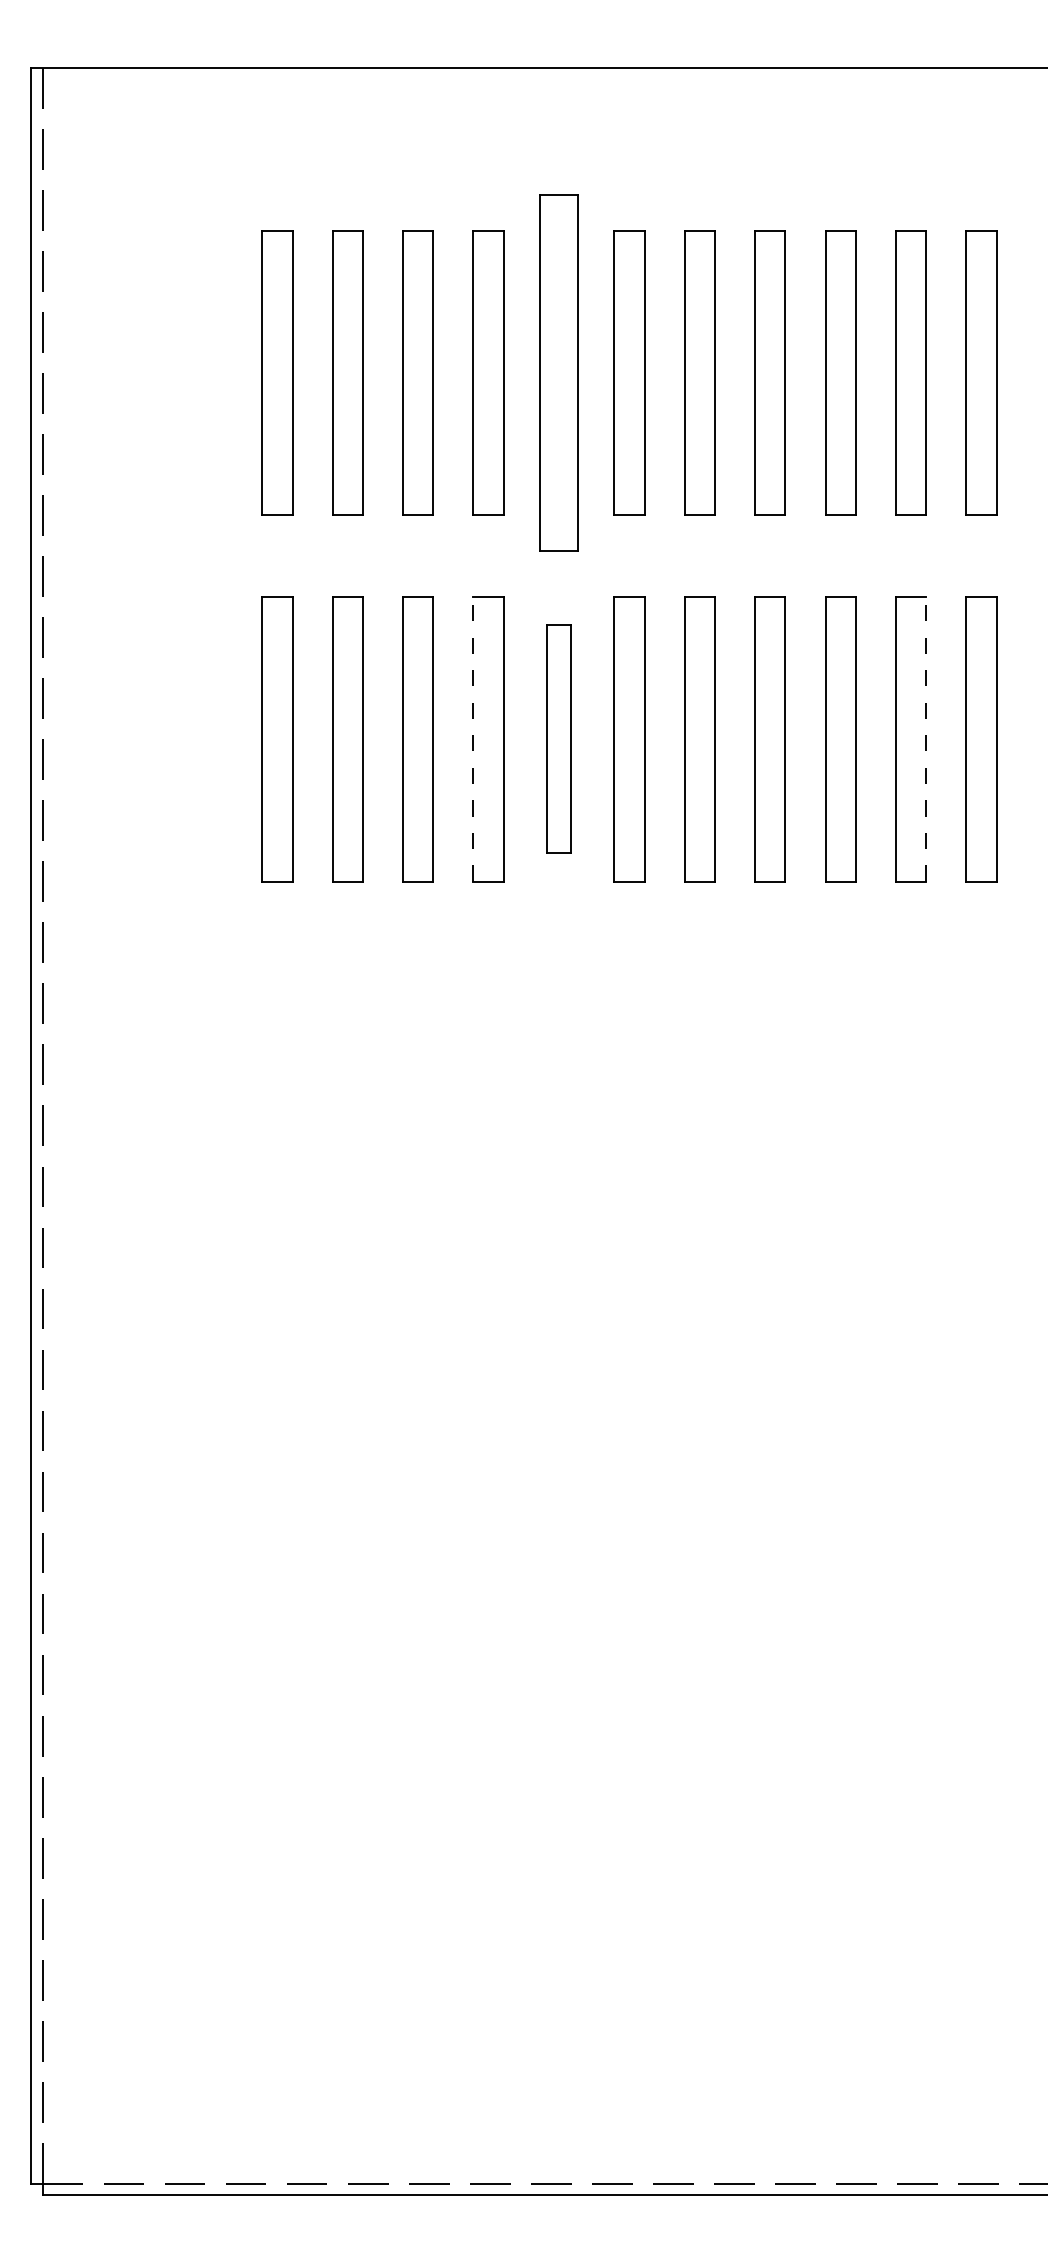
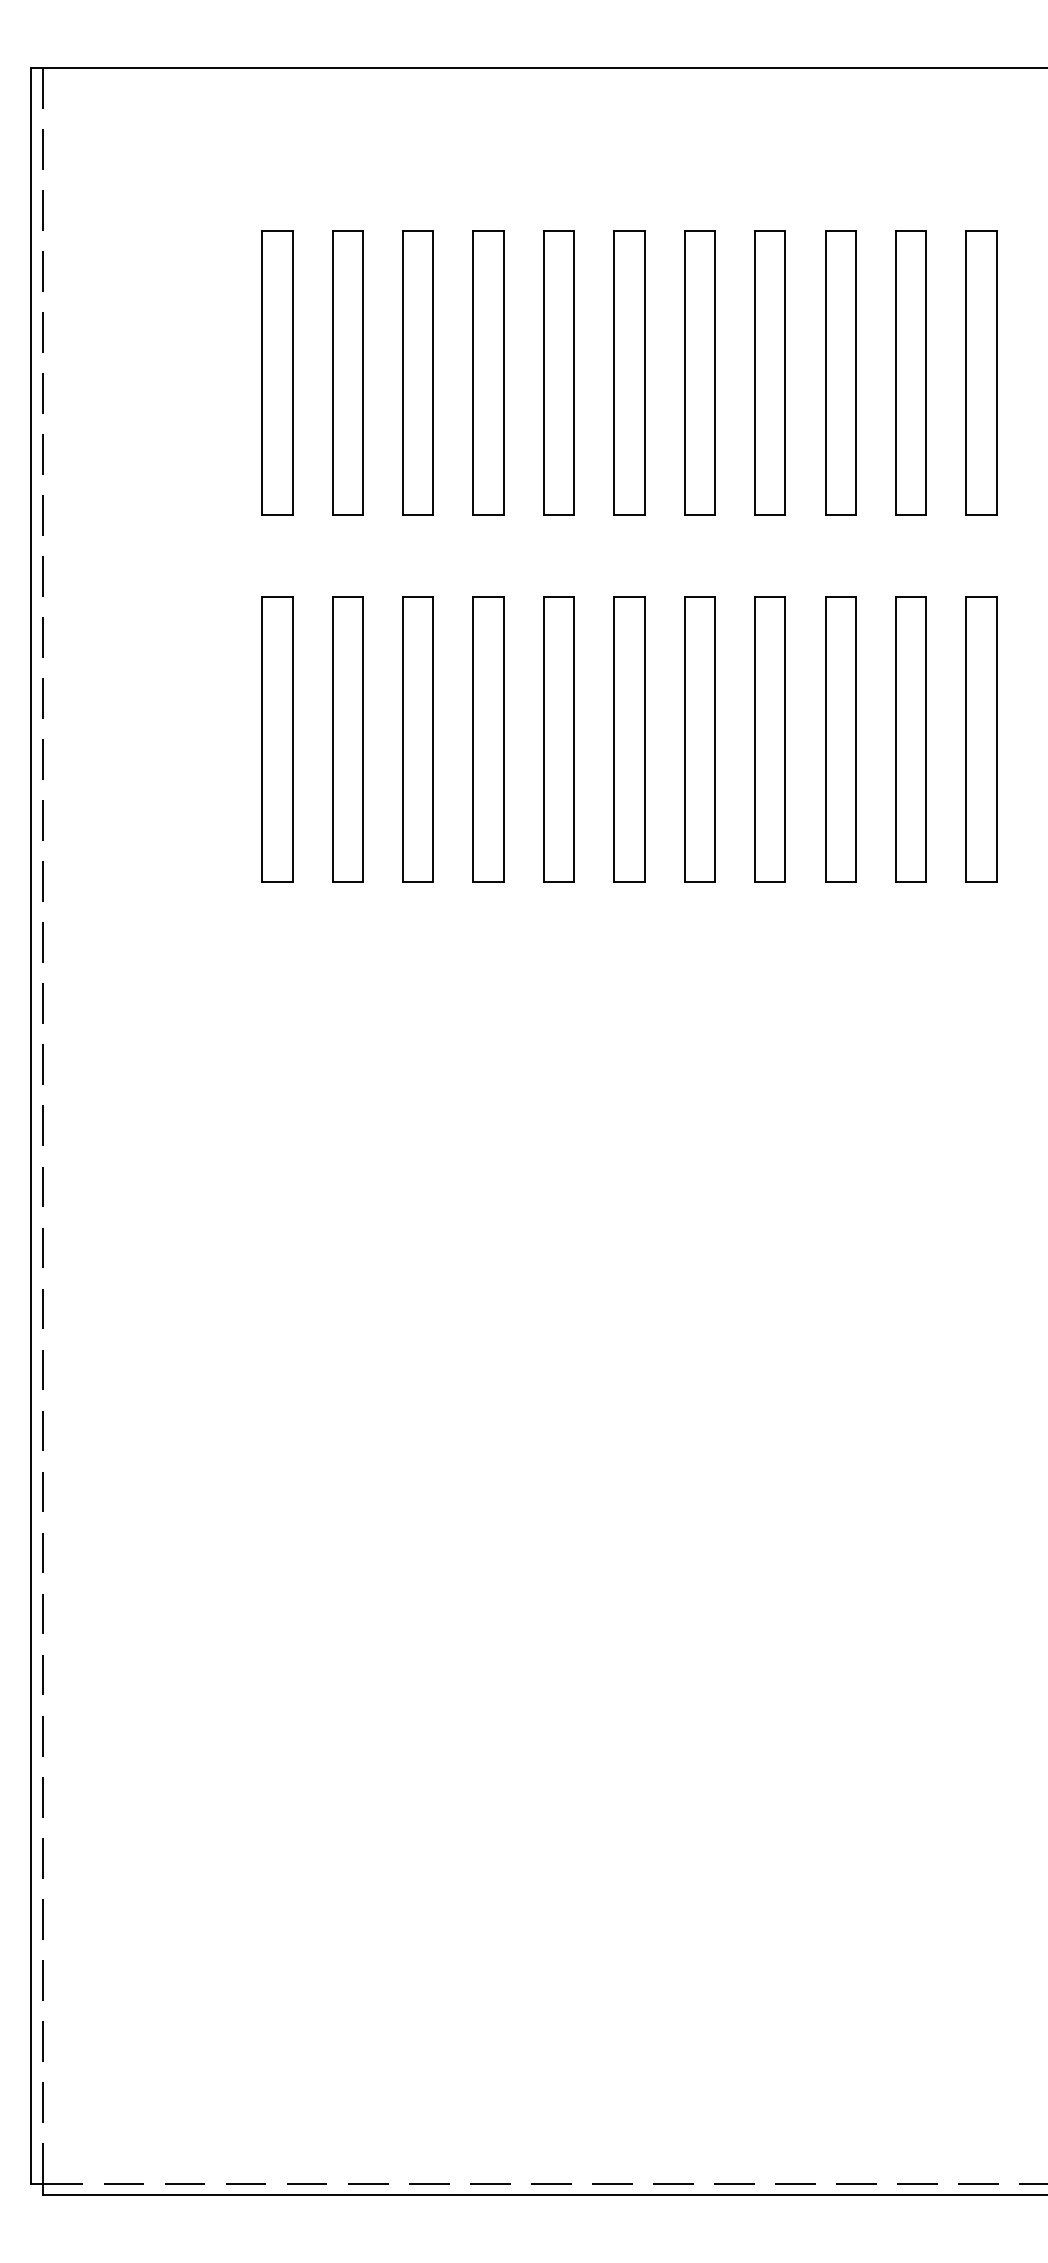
part size: 40x358 px -> 32x286 px (558, 372)
line: dashed -> solid (473, 738)
part size: 26x230 px -> 32x287 px (558, 739)
line: dashed -> solid (926, 738)
